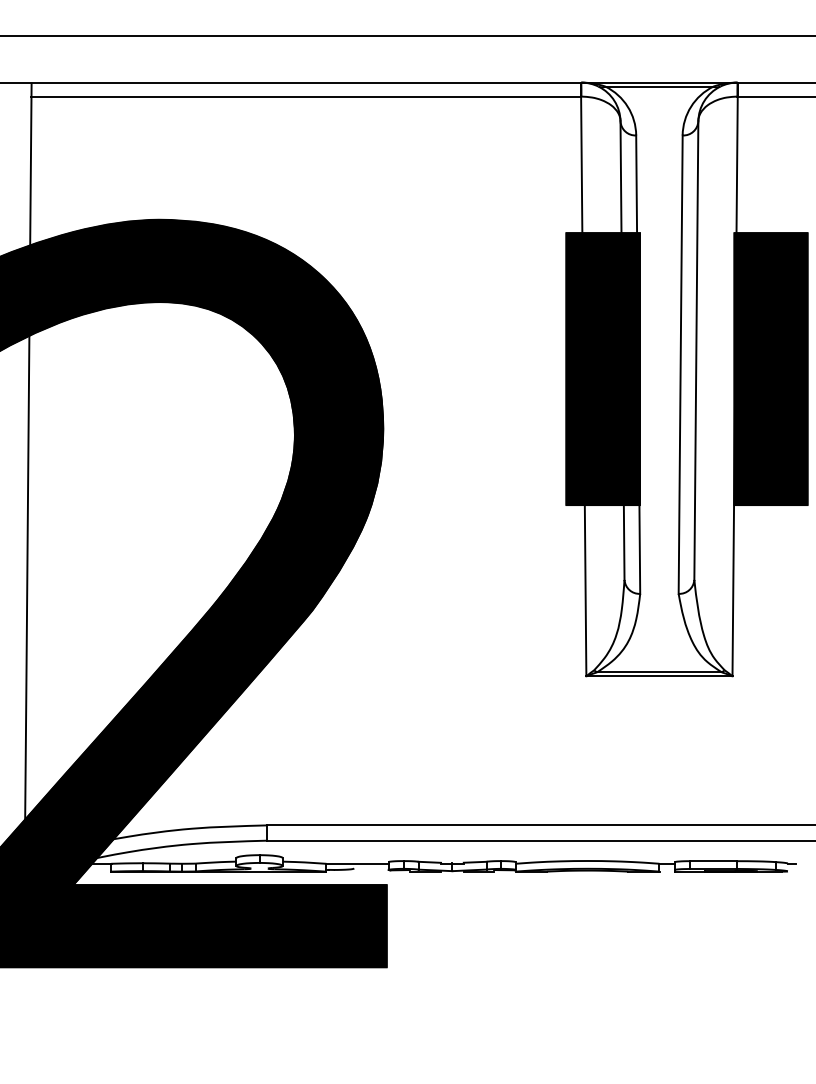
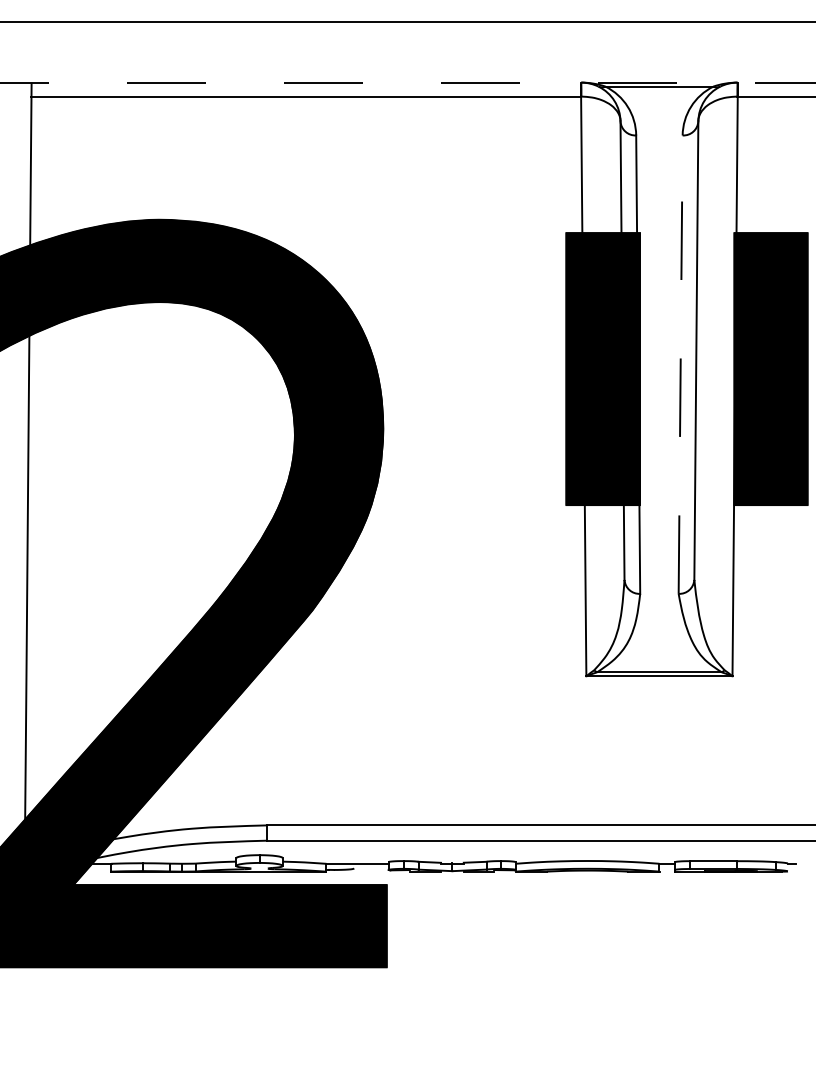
line position: (407, 35) -> (407, 21) (407, 21)
line: solid -> dashed (408, 82)
line: solid -> dashed (680, 364)
